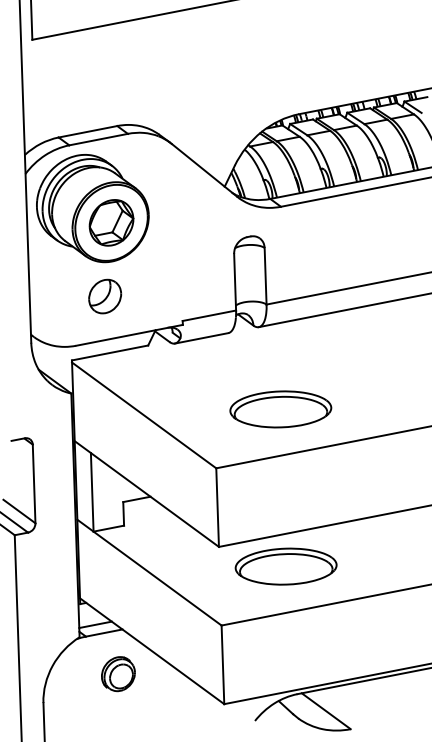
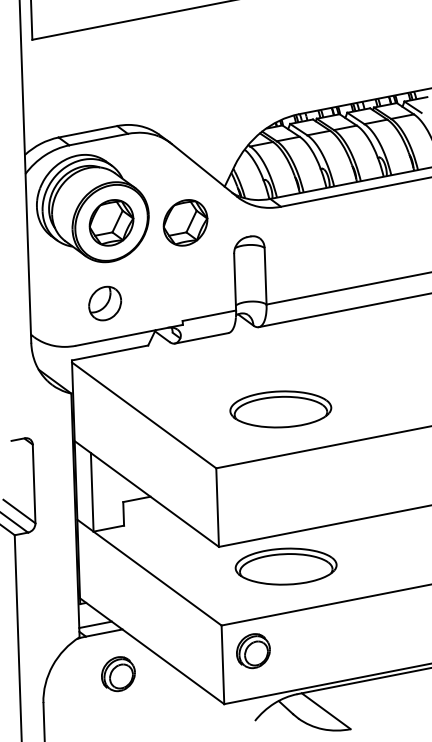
part: none -> present (185, 222)
part position: (105, 296) -> (105, 303) (105, 303)
part: none -> present (253, 651)
